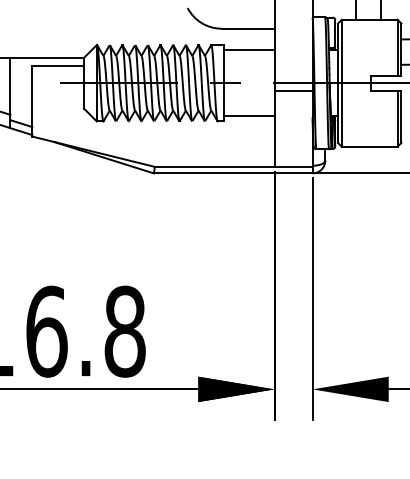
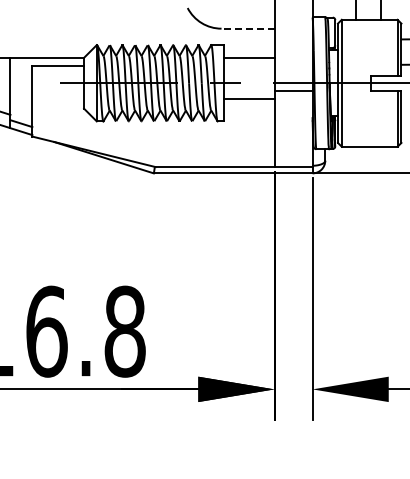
line: solid -> dashed (247, 28)
line position: (248, 50) -> (248, 58) (248, 58)
line position: (248, 116) -> (248, 99) (248, 99)
